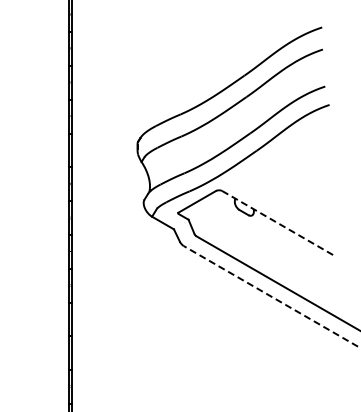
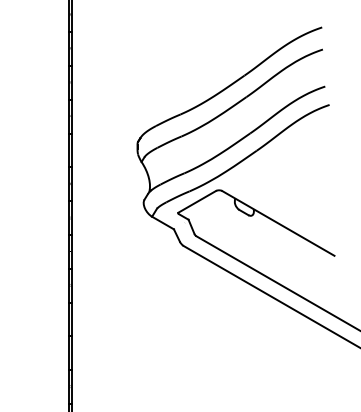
line: dashed -> solid (278, 223)
line: dashed -> solid (271, 296)
